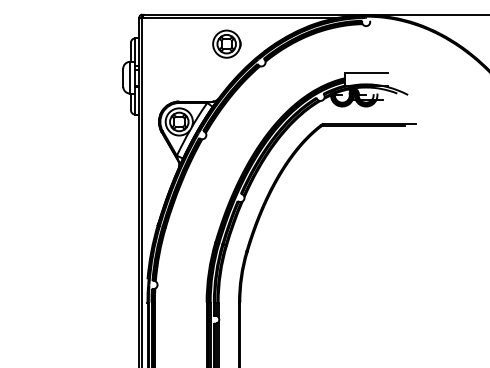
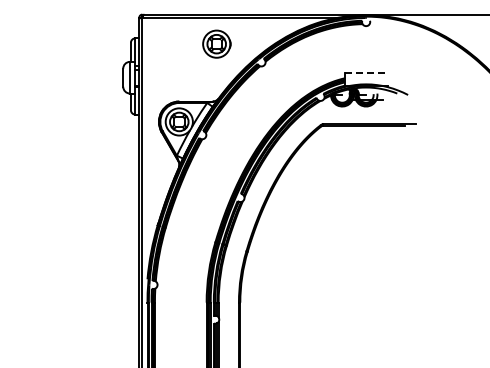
part position: (226, 43) -> (216, 43) (216, 43)
line: solid -> dashed (366, 73)
